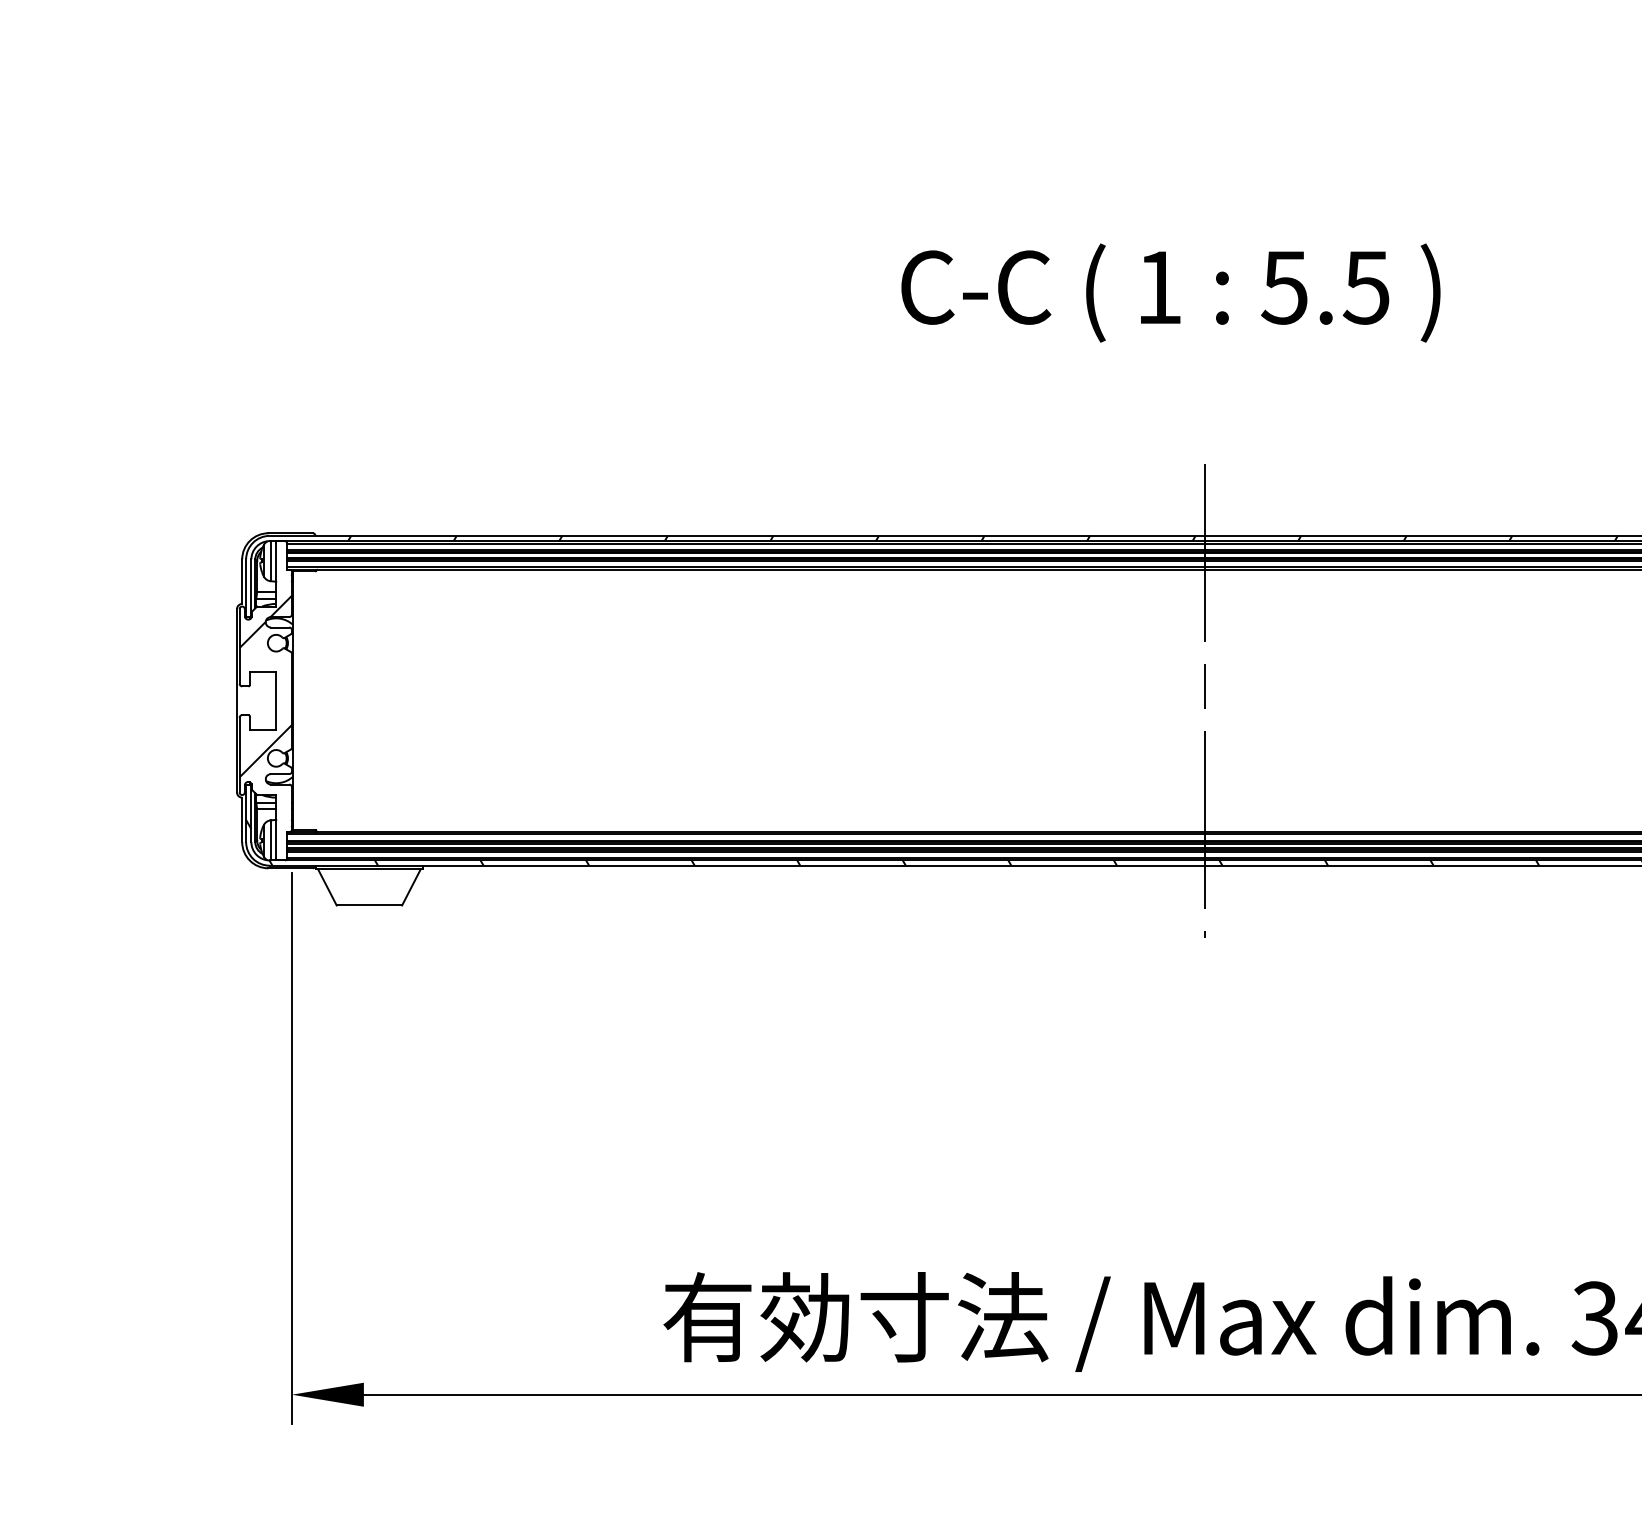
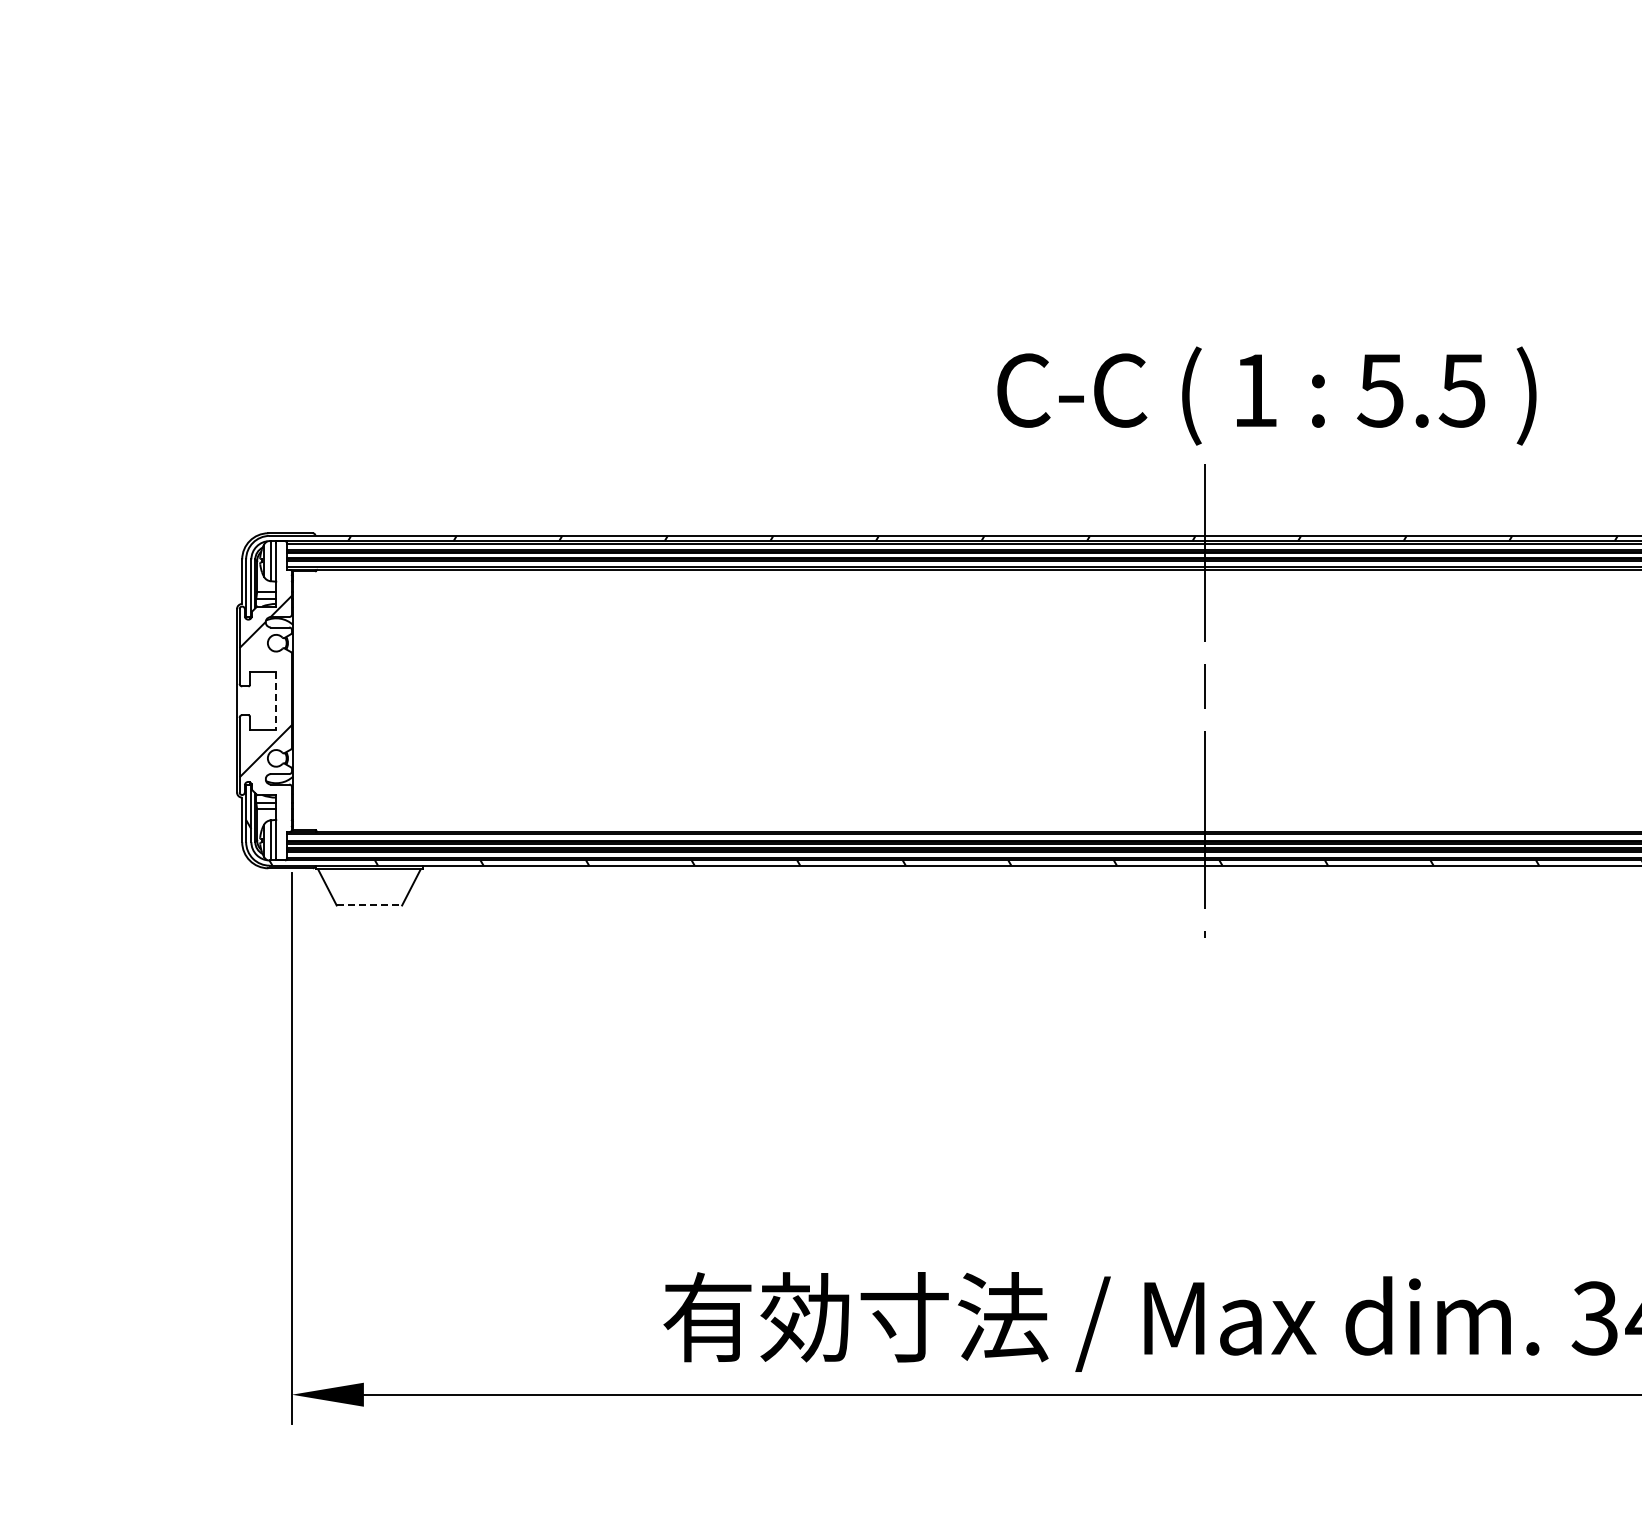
text position: (1170, 292) -> (1266, 395) (1266, 395)
line: solid -> dashed (276, 700)
line: solid -> dashed (369, 905)
